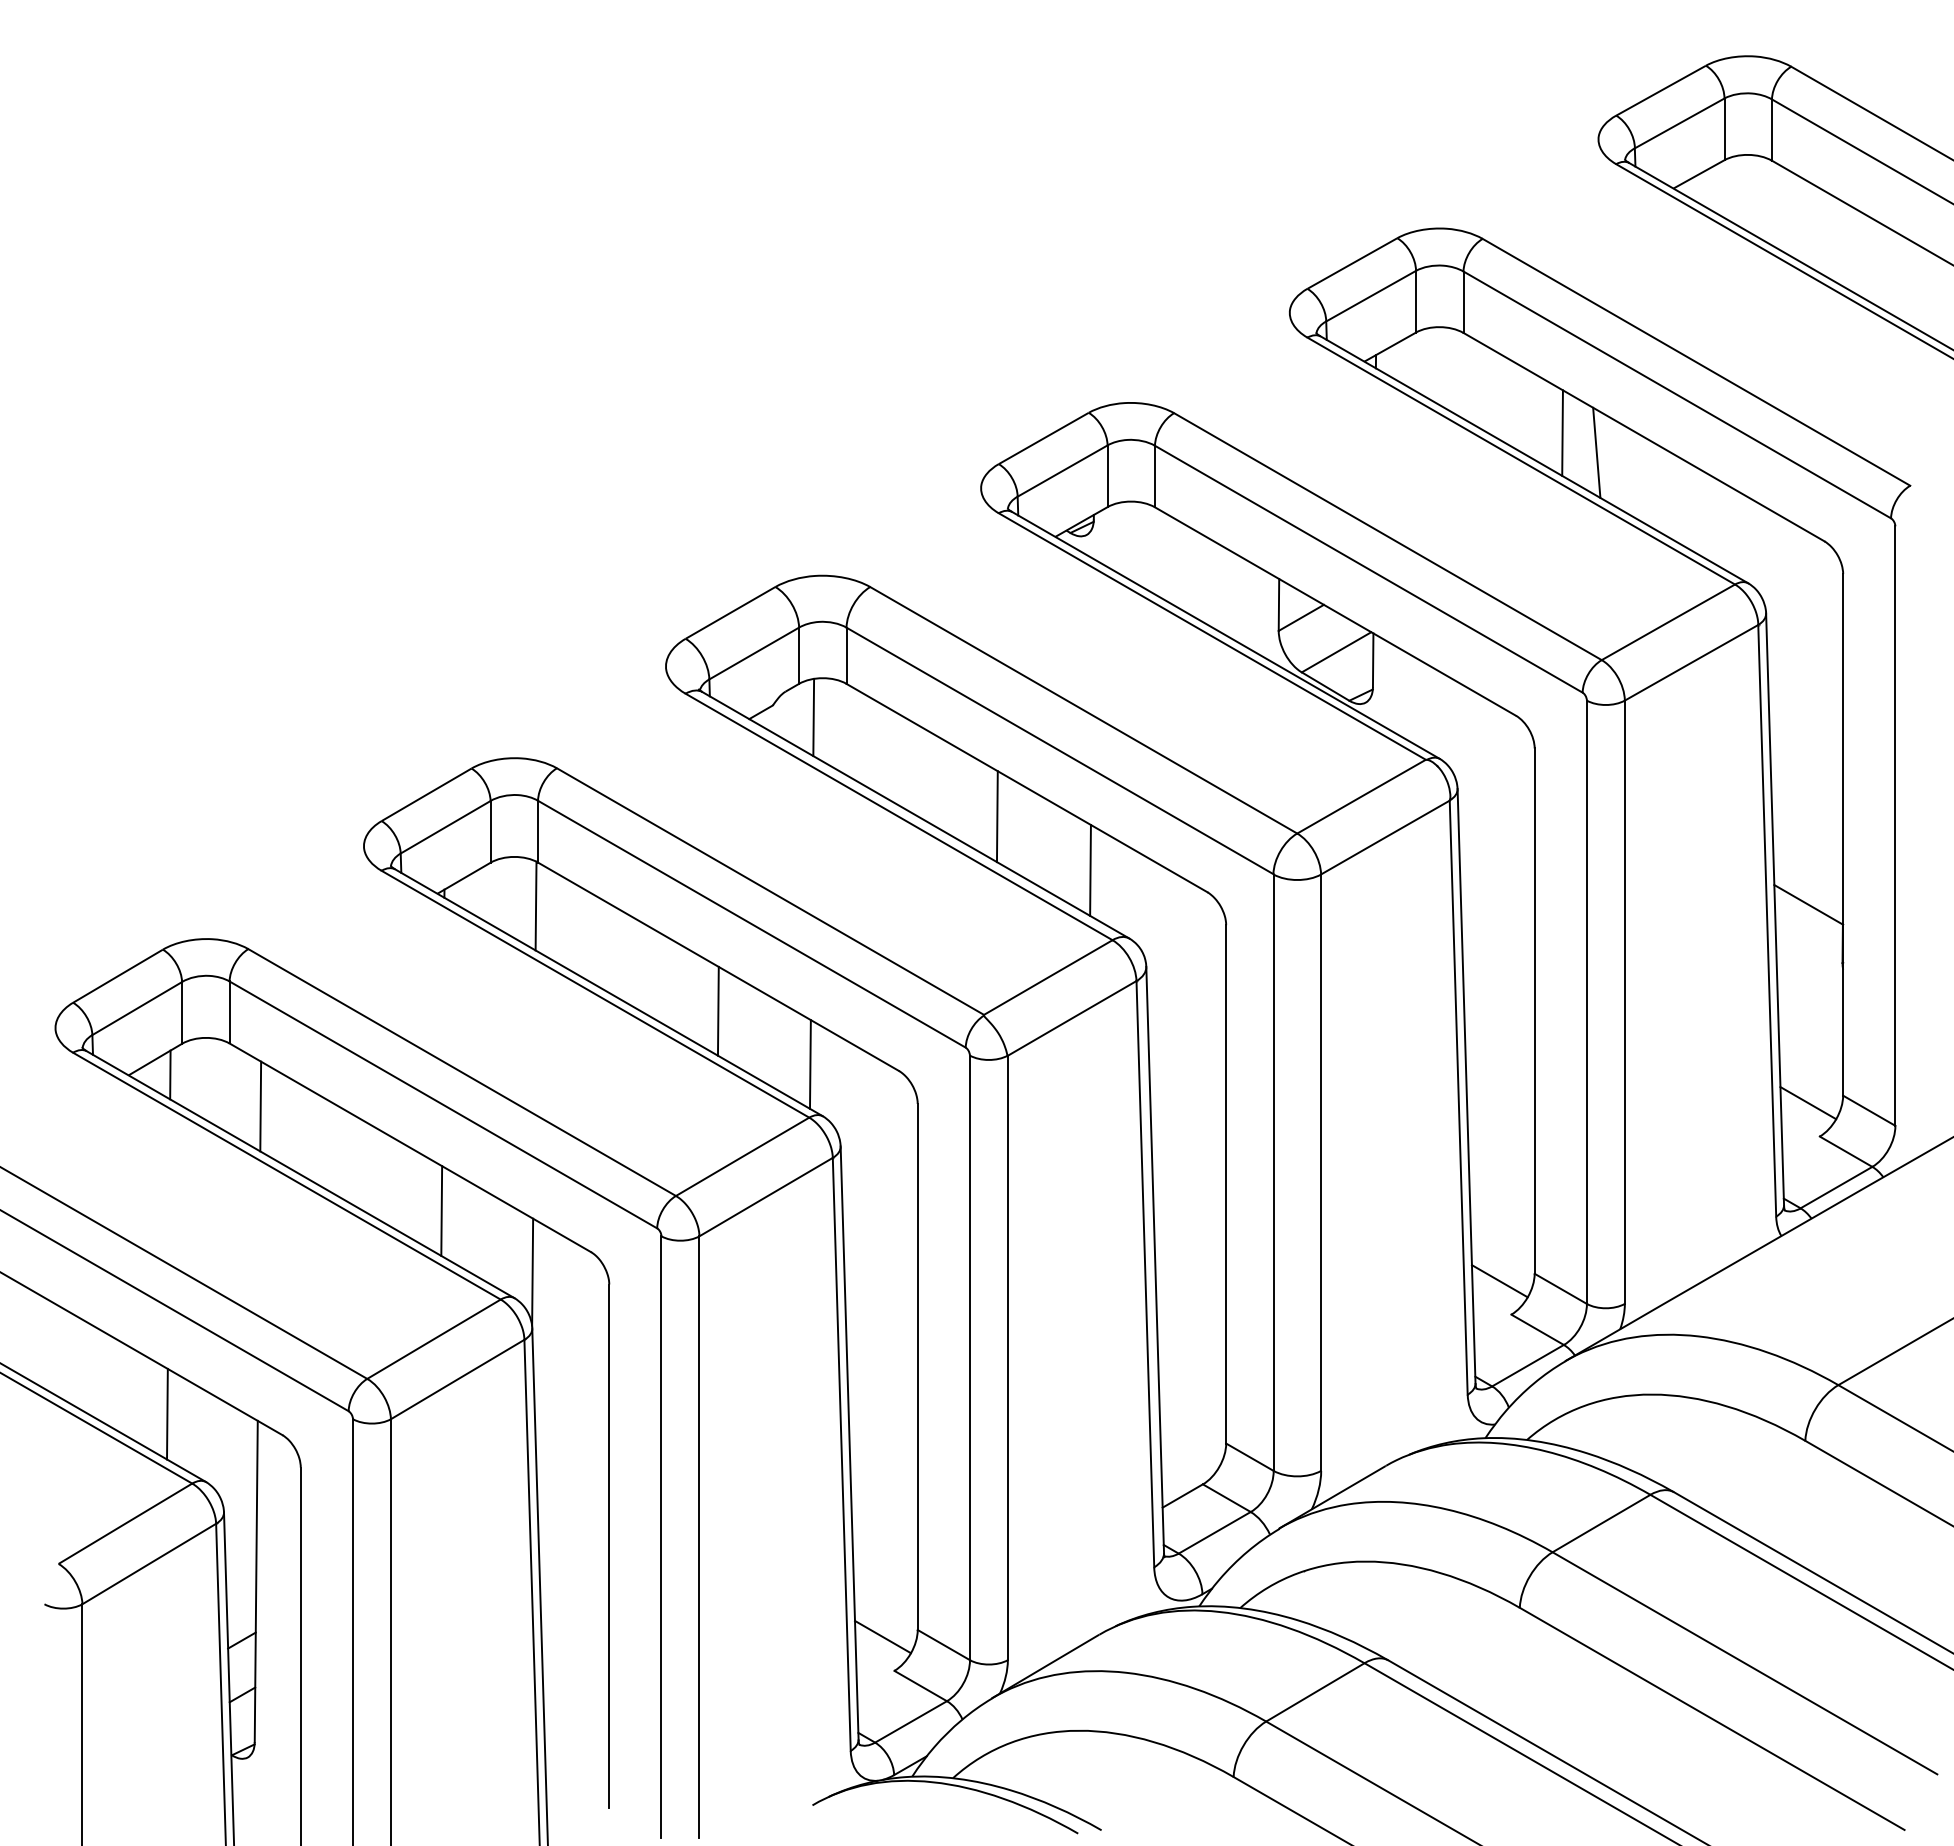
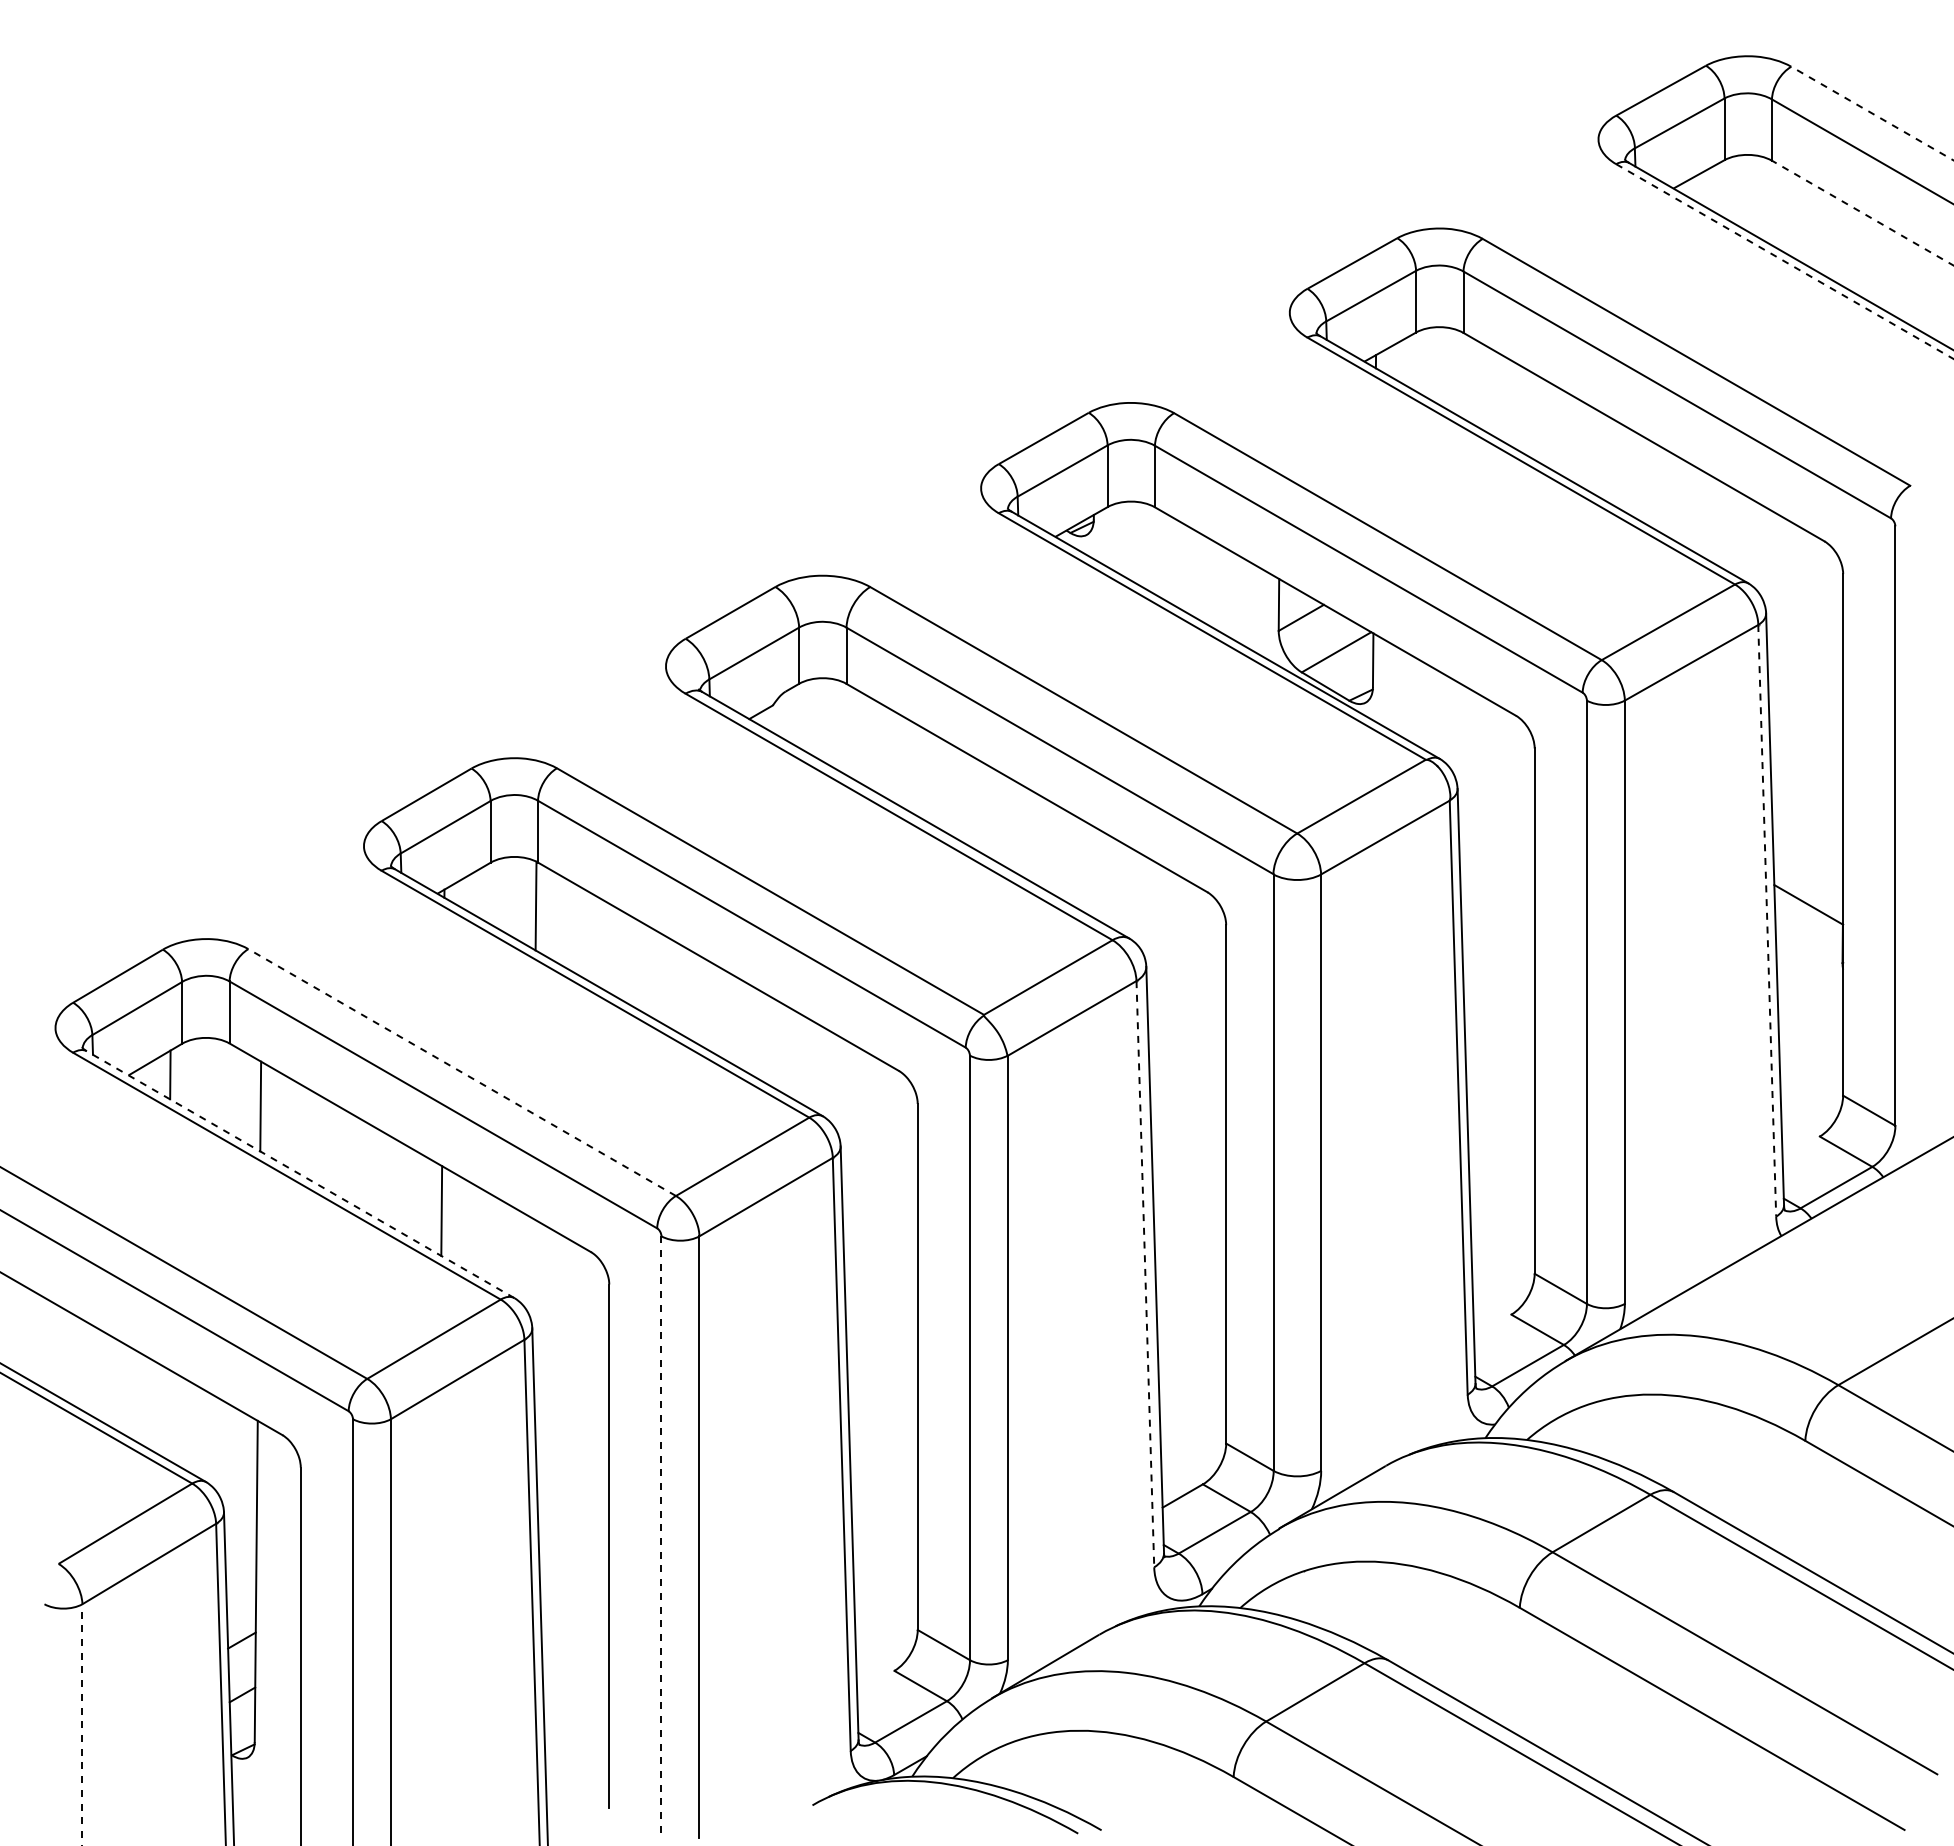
line: solid -> dashed (1872, 113)
line: solid -> dashed (1862, 213)
line: solid -> dashed (1784, 261)
line: present -> none (1562, 432)
line: present -> none (1596, 452)
line: present -> none (813, 717)
line: present -> none (996, 816)
line: present -> none (1090, 870)
line: solid -> dashed (1767, 920)
line: present -> none (717, 1010)
line: present -> none (809, 1064)
line: solid -> dashed (462, 1072)
line: present -> none (1808, 1103)
line: solid -> dashed (300, 1174)
line: present -> none (532, 1271)
line: solid -> dashed (1145, 1274)
line: present -> none (1499, 1281)
line: present -> none (167, 1413)
line: solid -> dashed (661, 1537)
line: present -> none (883, 1636)
line: solid -> dashed (82, 1725)
